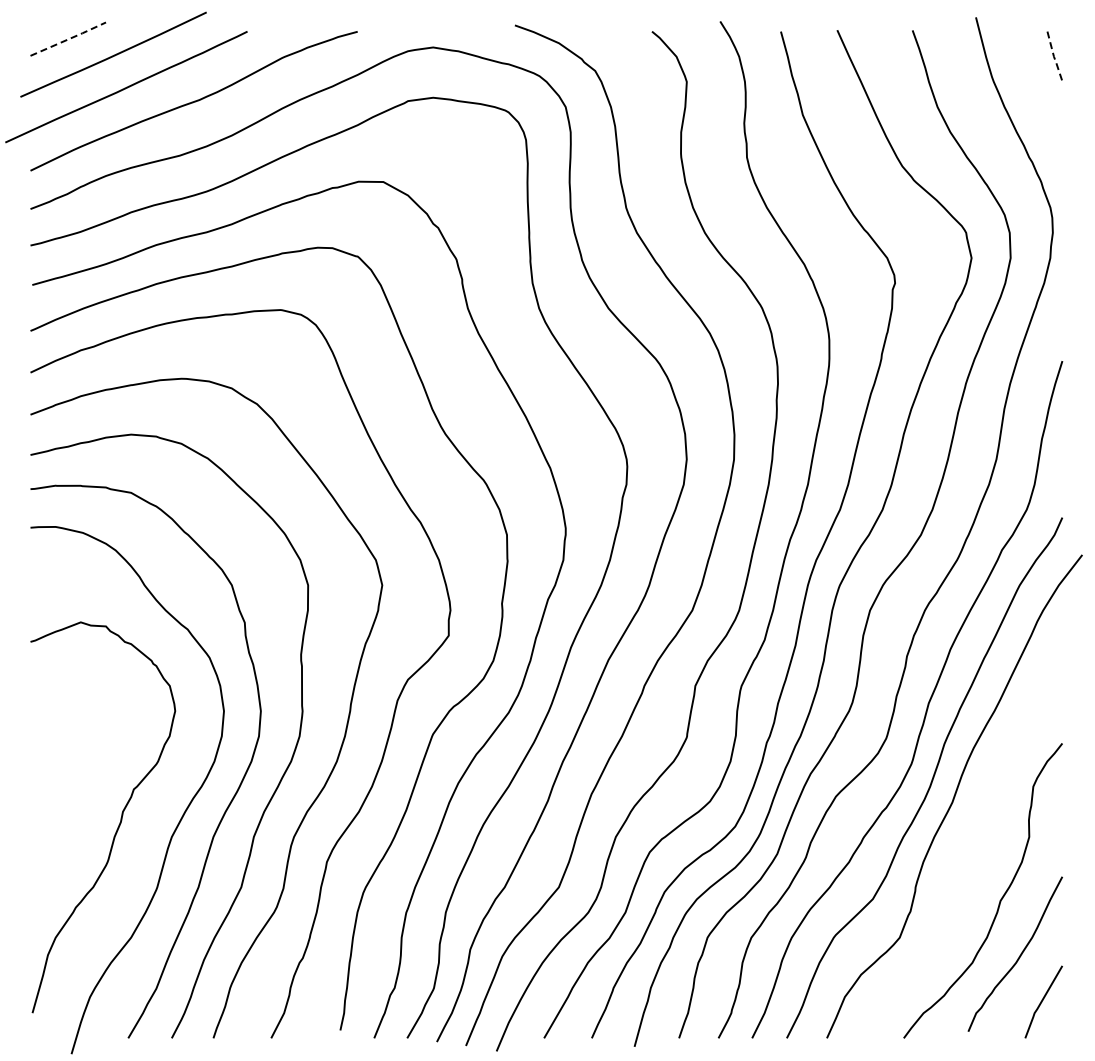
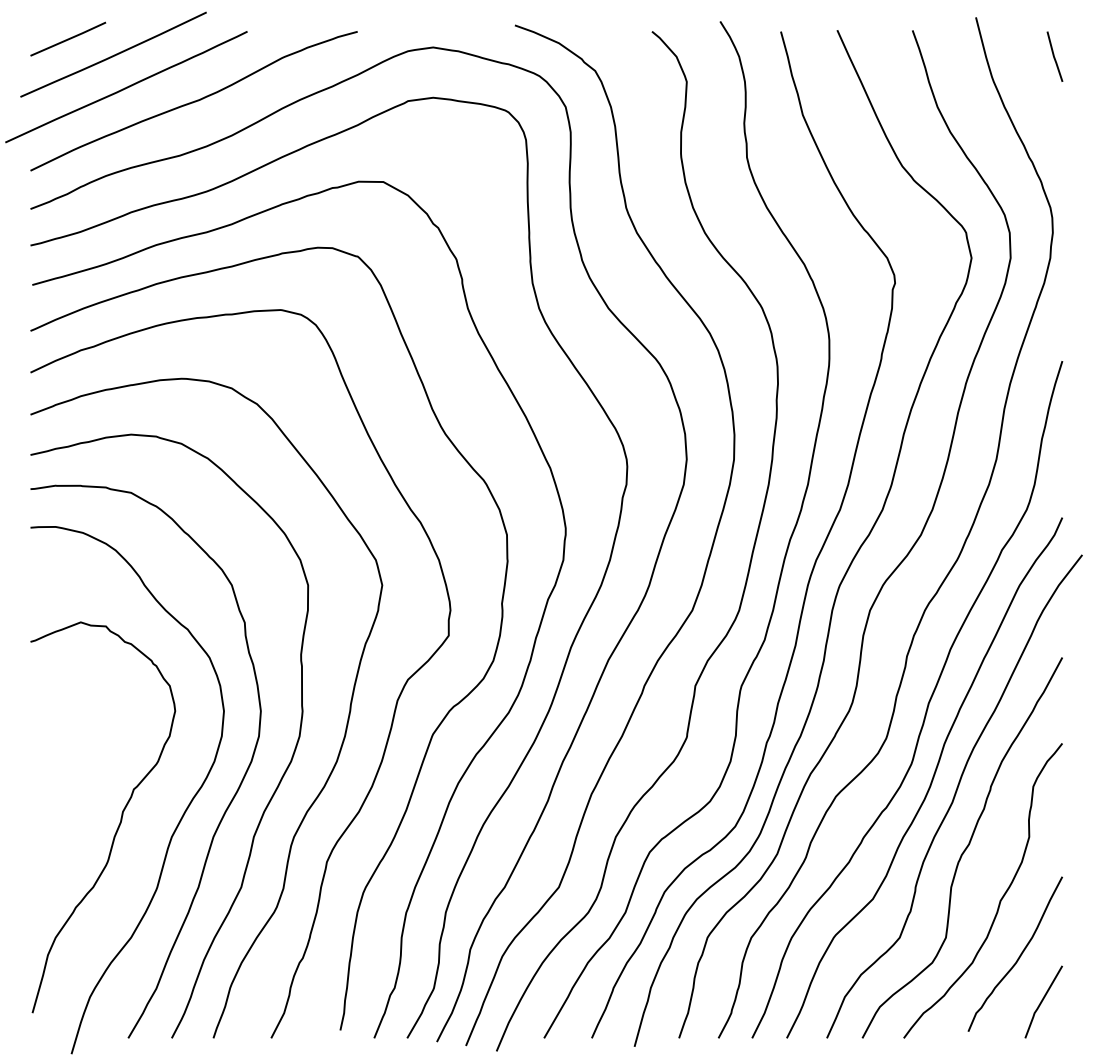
line: dashed -> solid (68, 39)
line: dashed -> solid (1054, 57)
curve: none -> present (964, 849)
